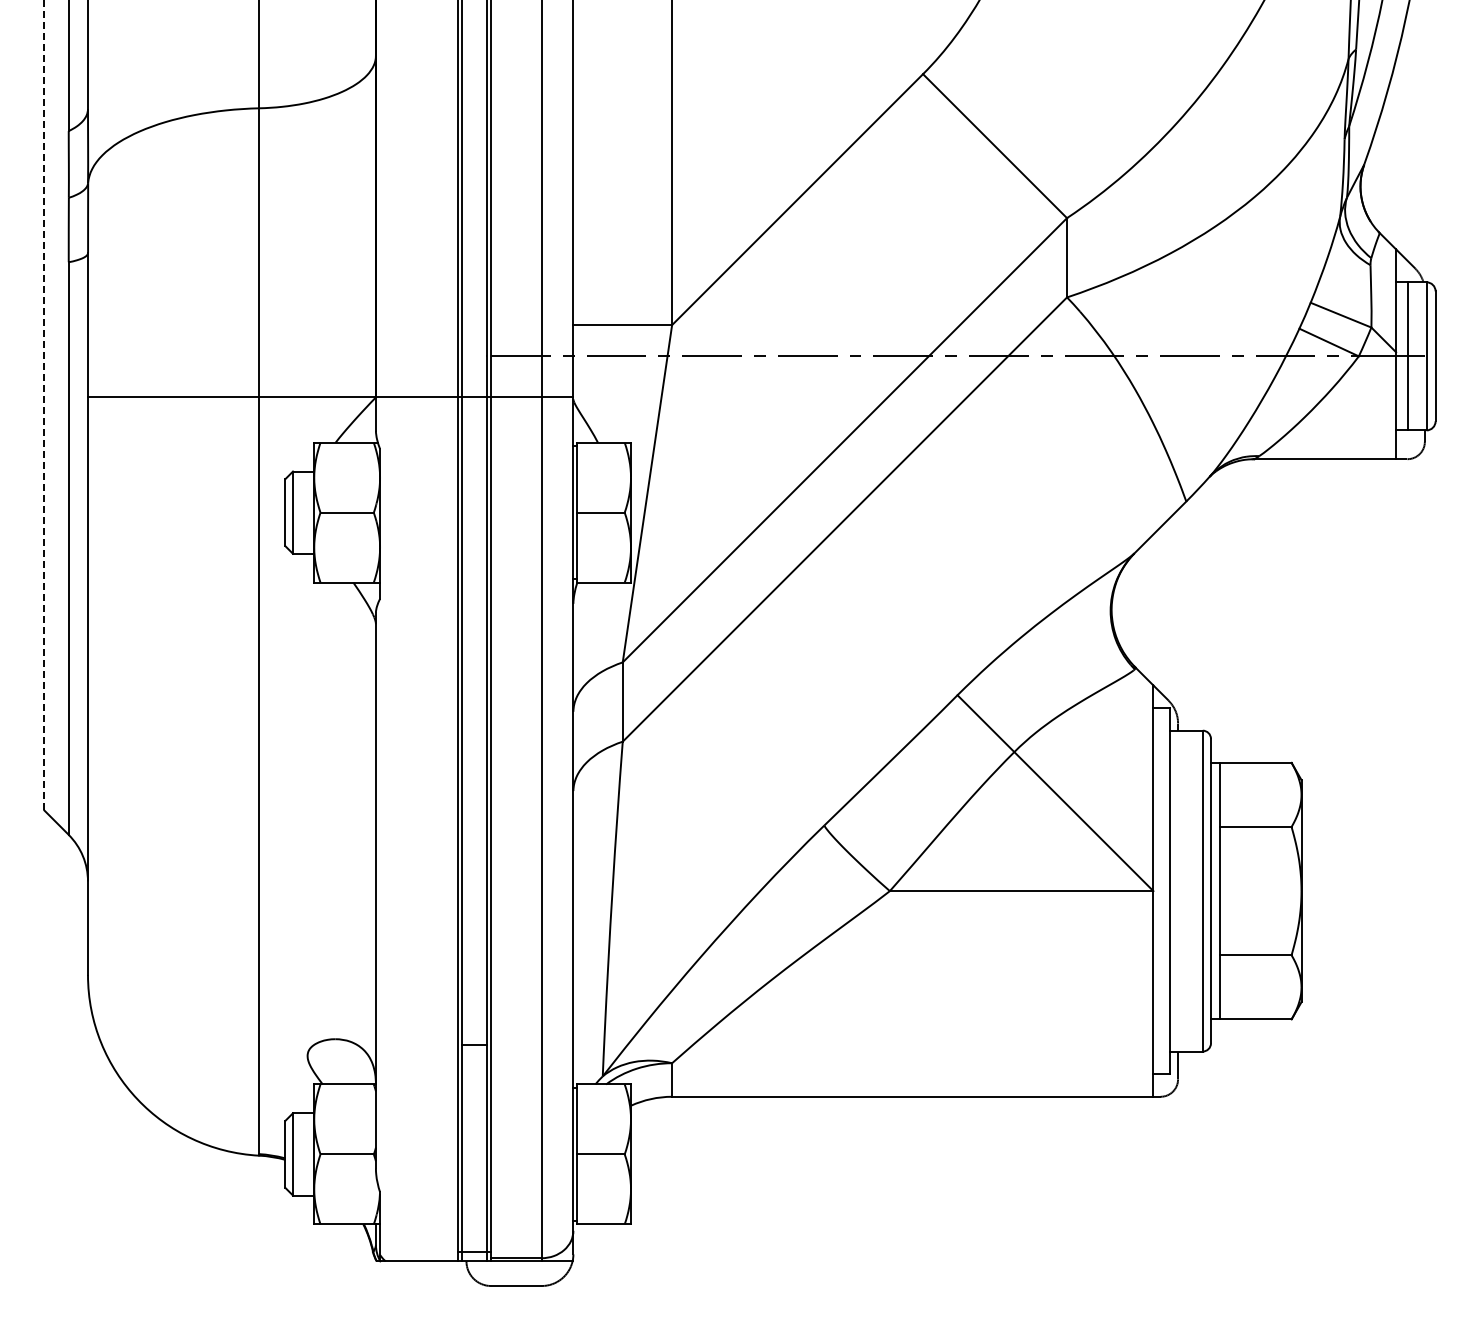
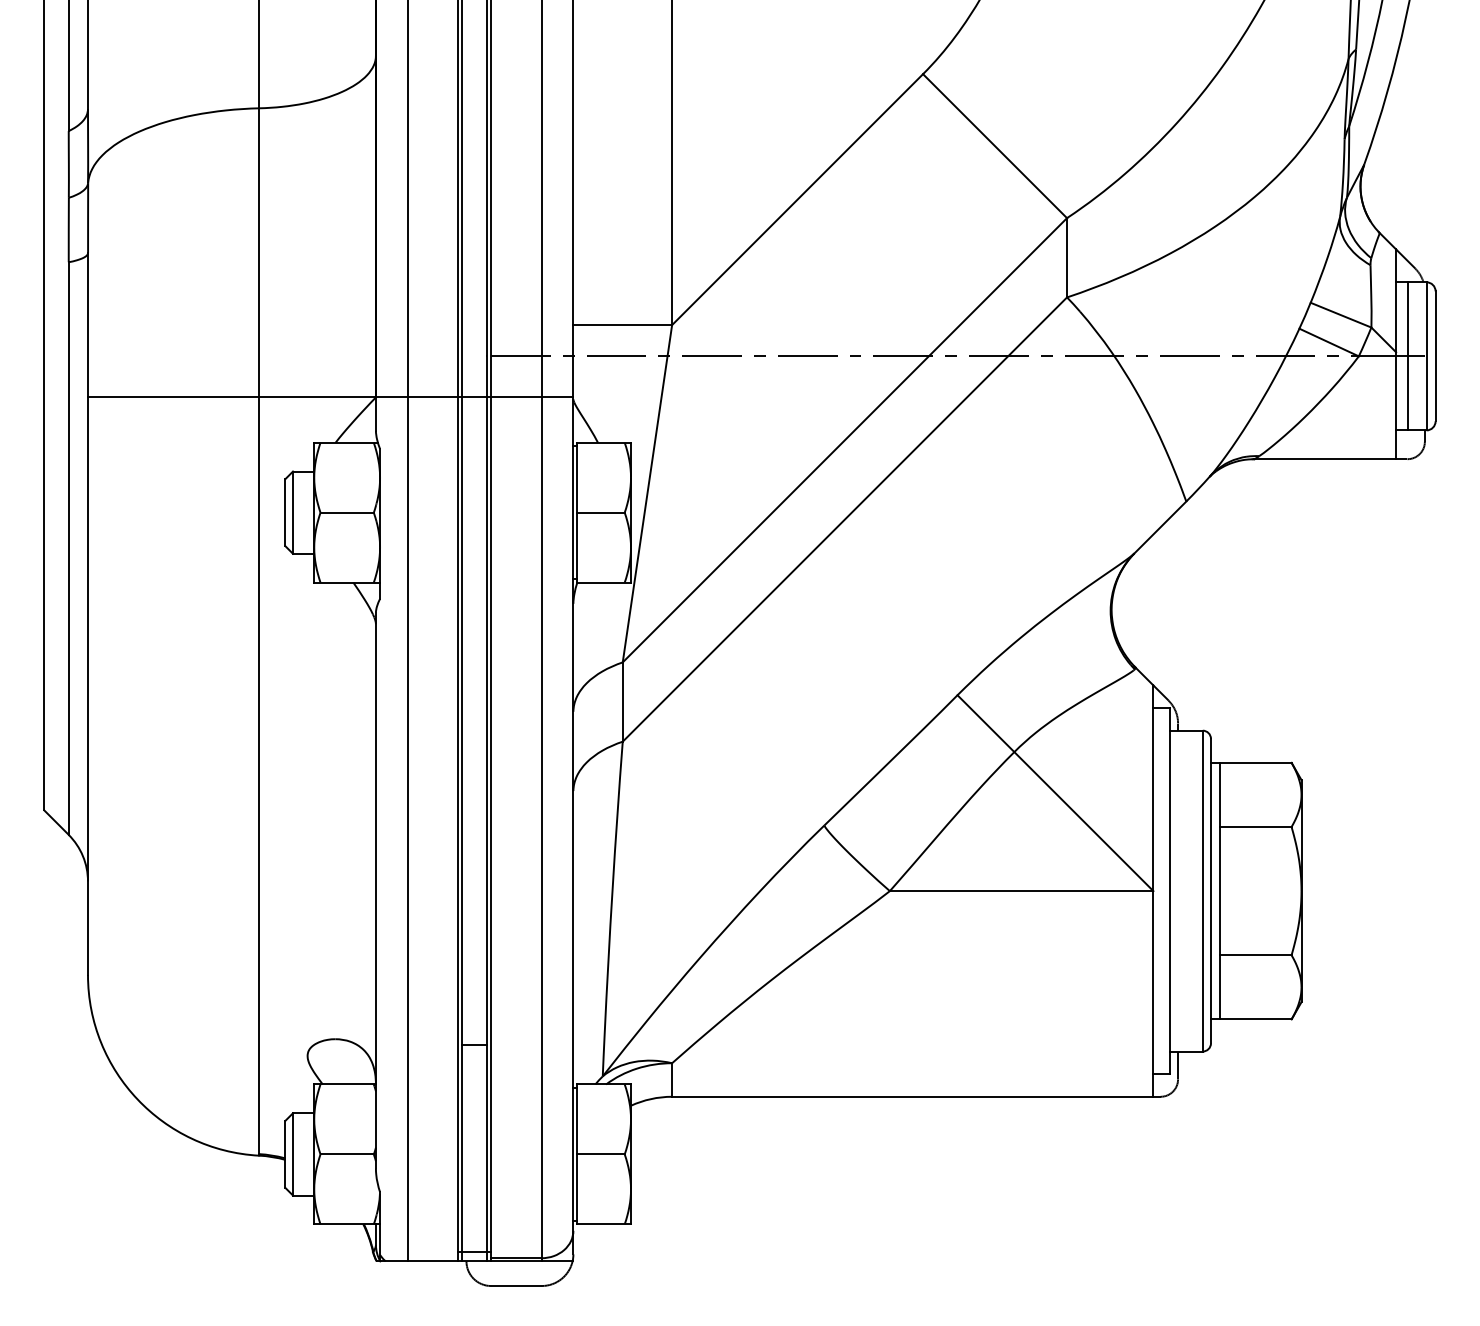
line: dashed -> solid (44, 404)
line: none -> present (408, 631)
